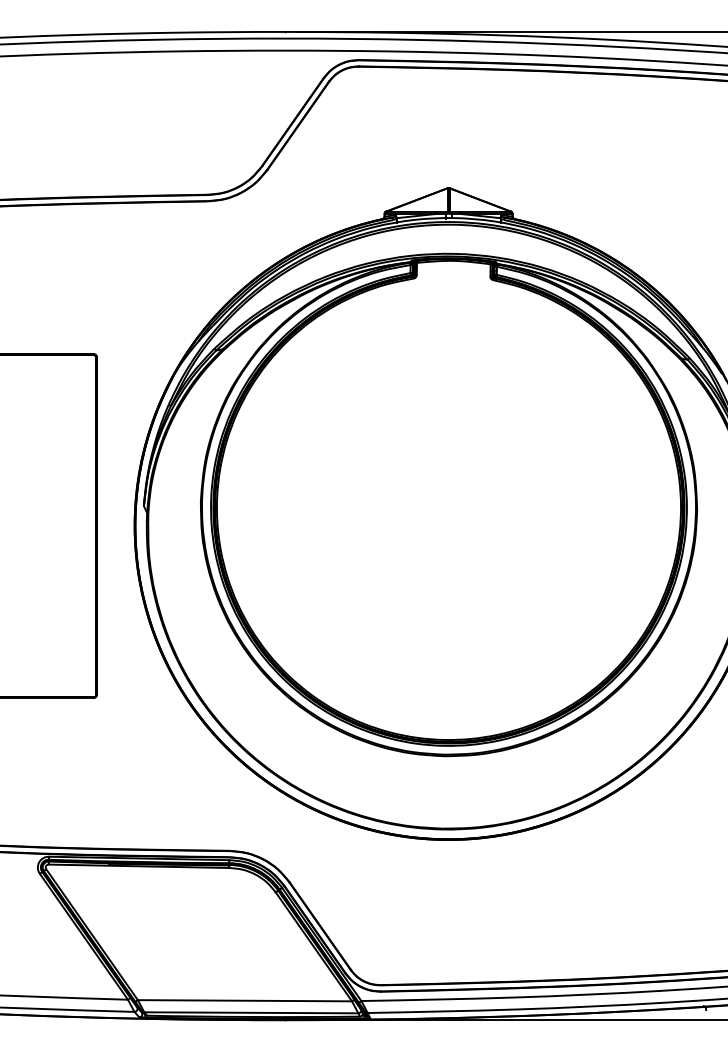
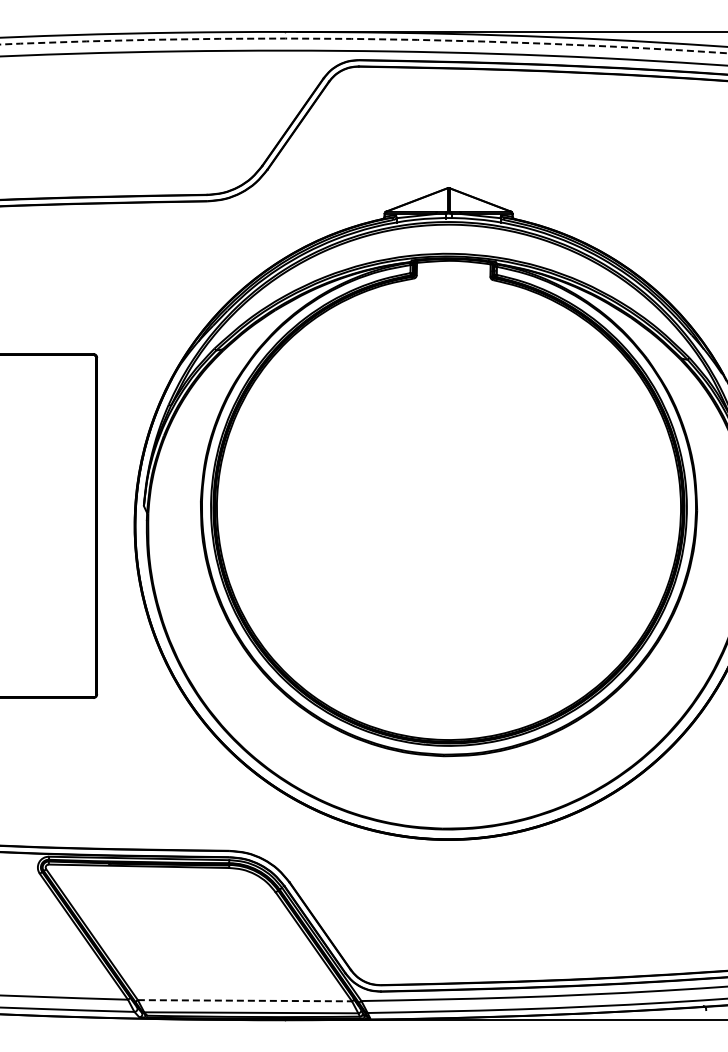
arc: solid -> dashed (363, 39)
line: solid -> dashed (245, 1000)
